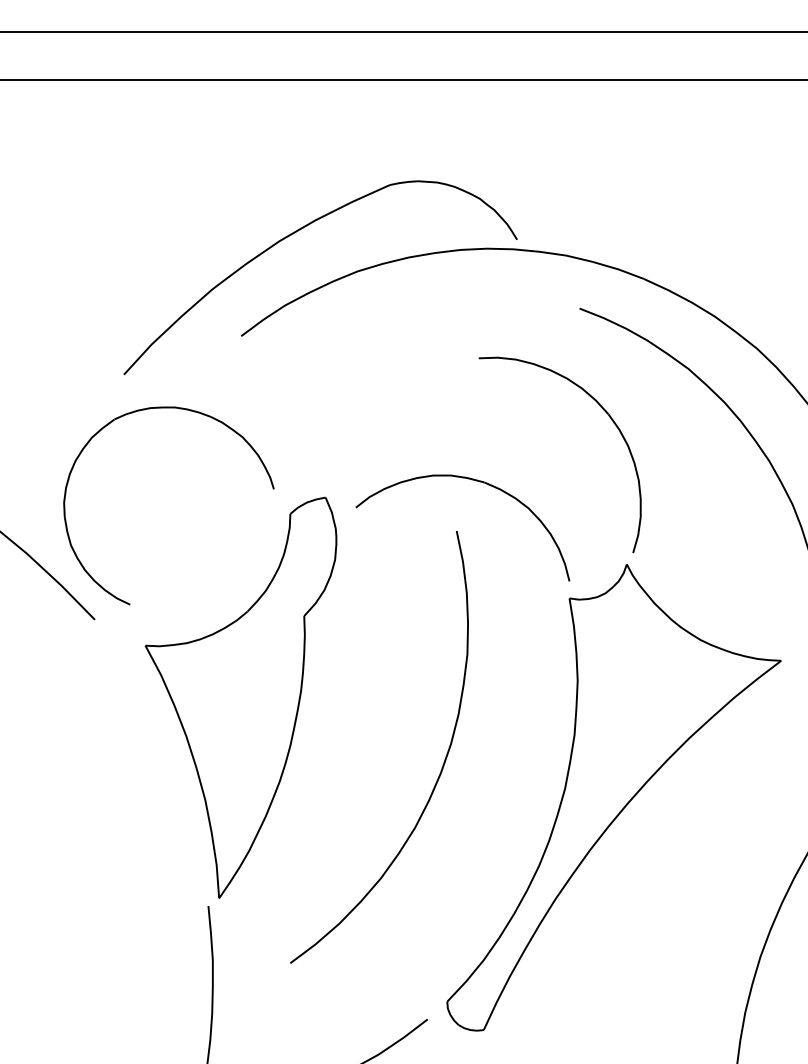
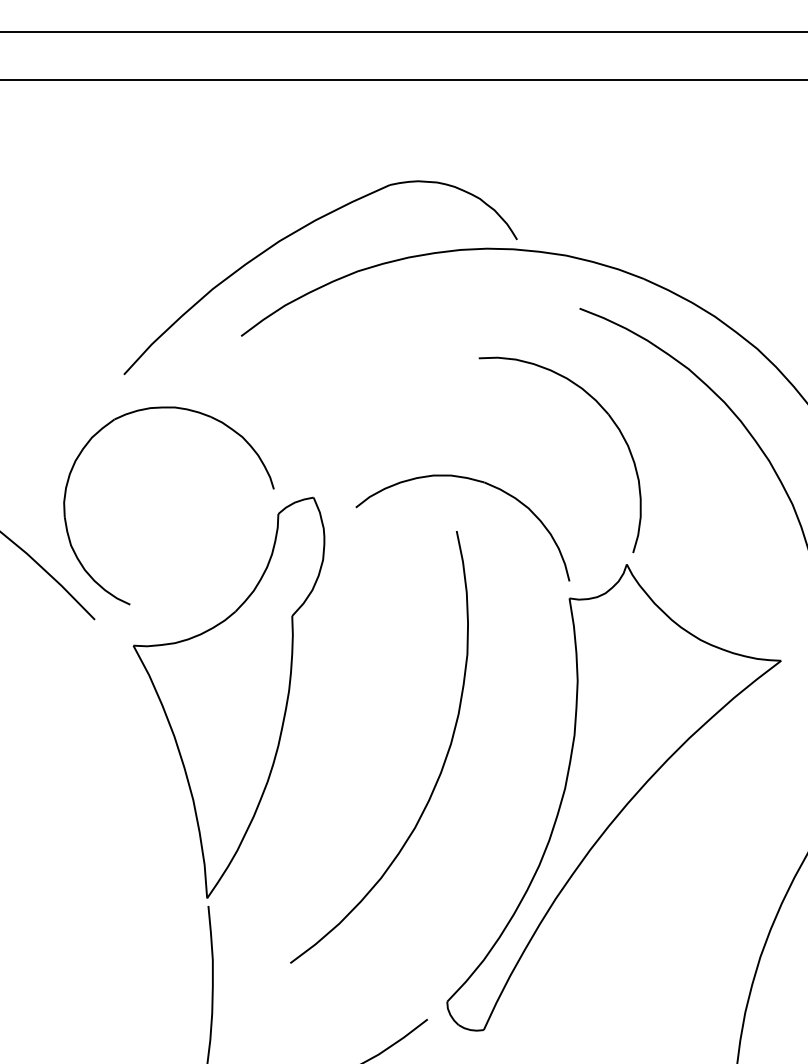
part position: (240, 697) -> (228, 697) (228, 697)
